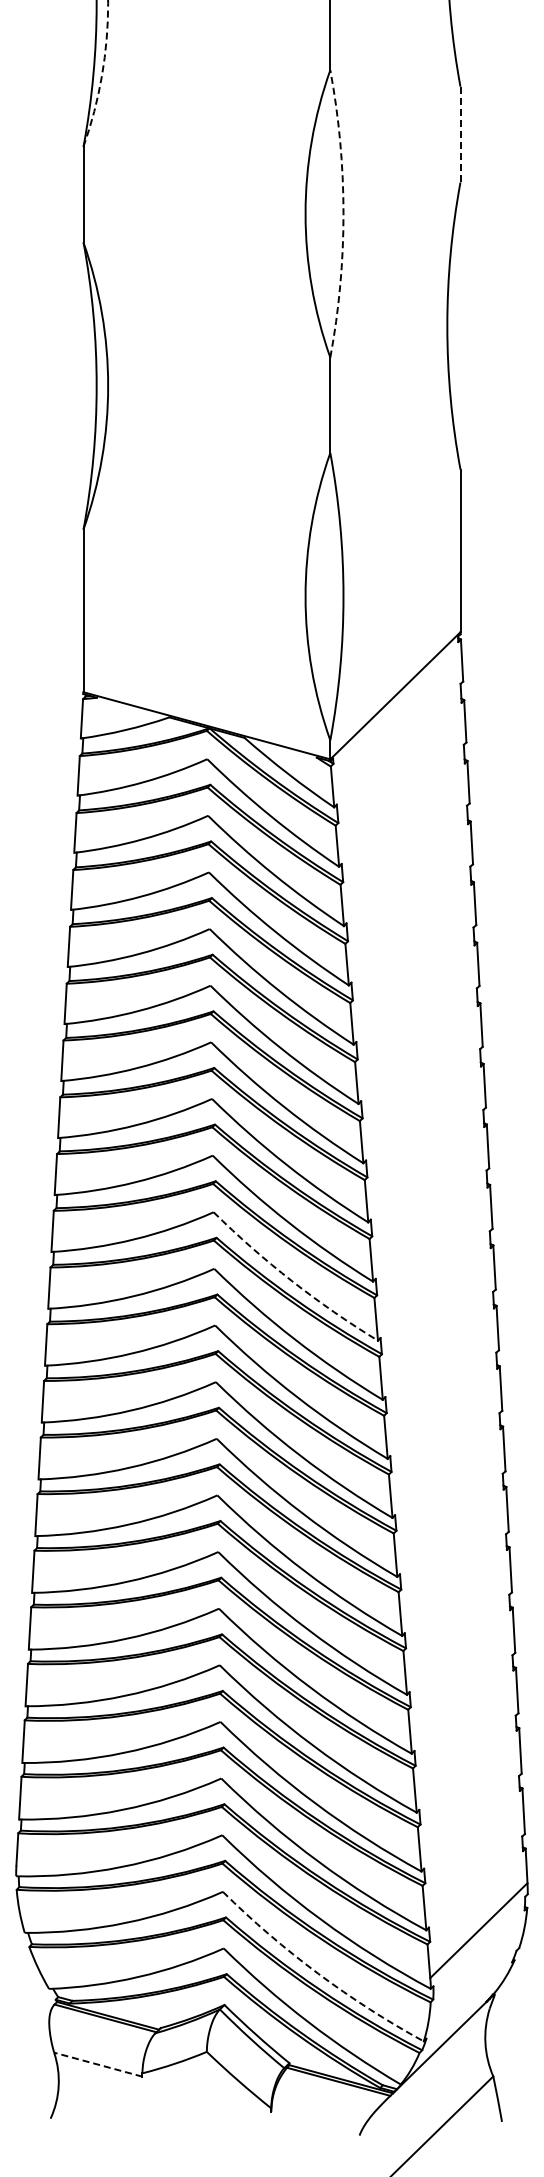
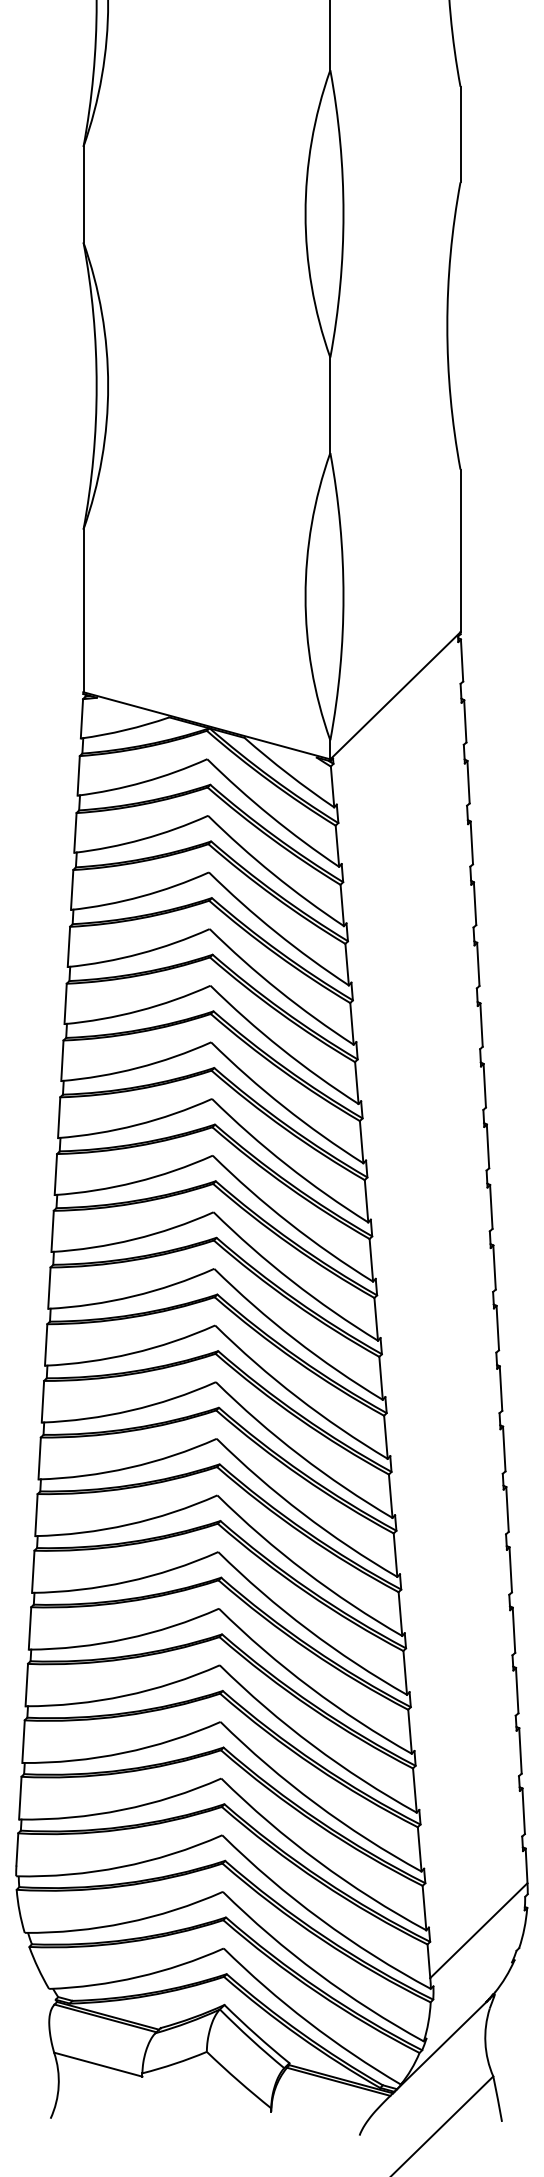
arc: dashed -> solid (102, 73)
line: dashed -> solid (460, 134)
arc: dashed -> solid (343, 213)
arc: dashed -> solid (292, 1281)
arc: dashed -> solid (318, 1973)
line: dashed -> solid (98, 2064)
